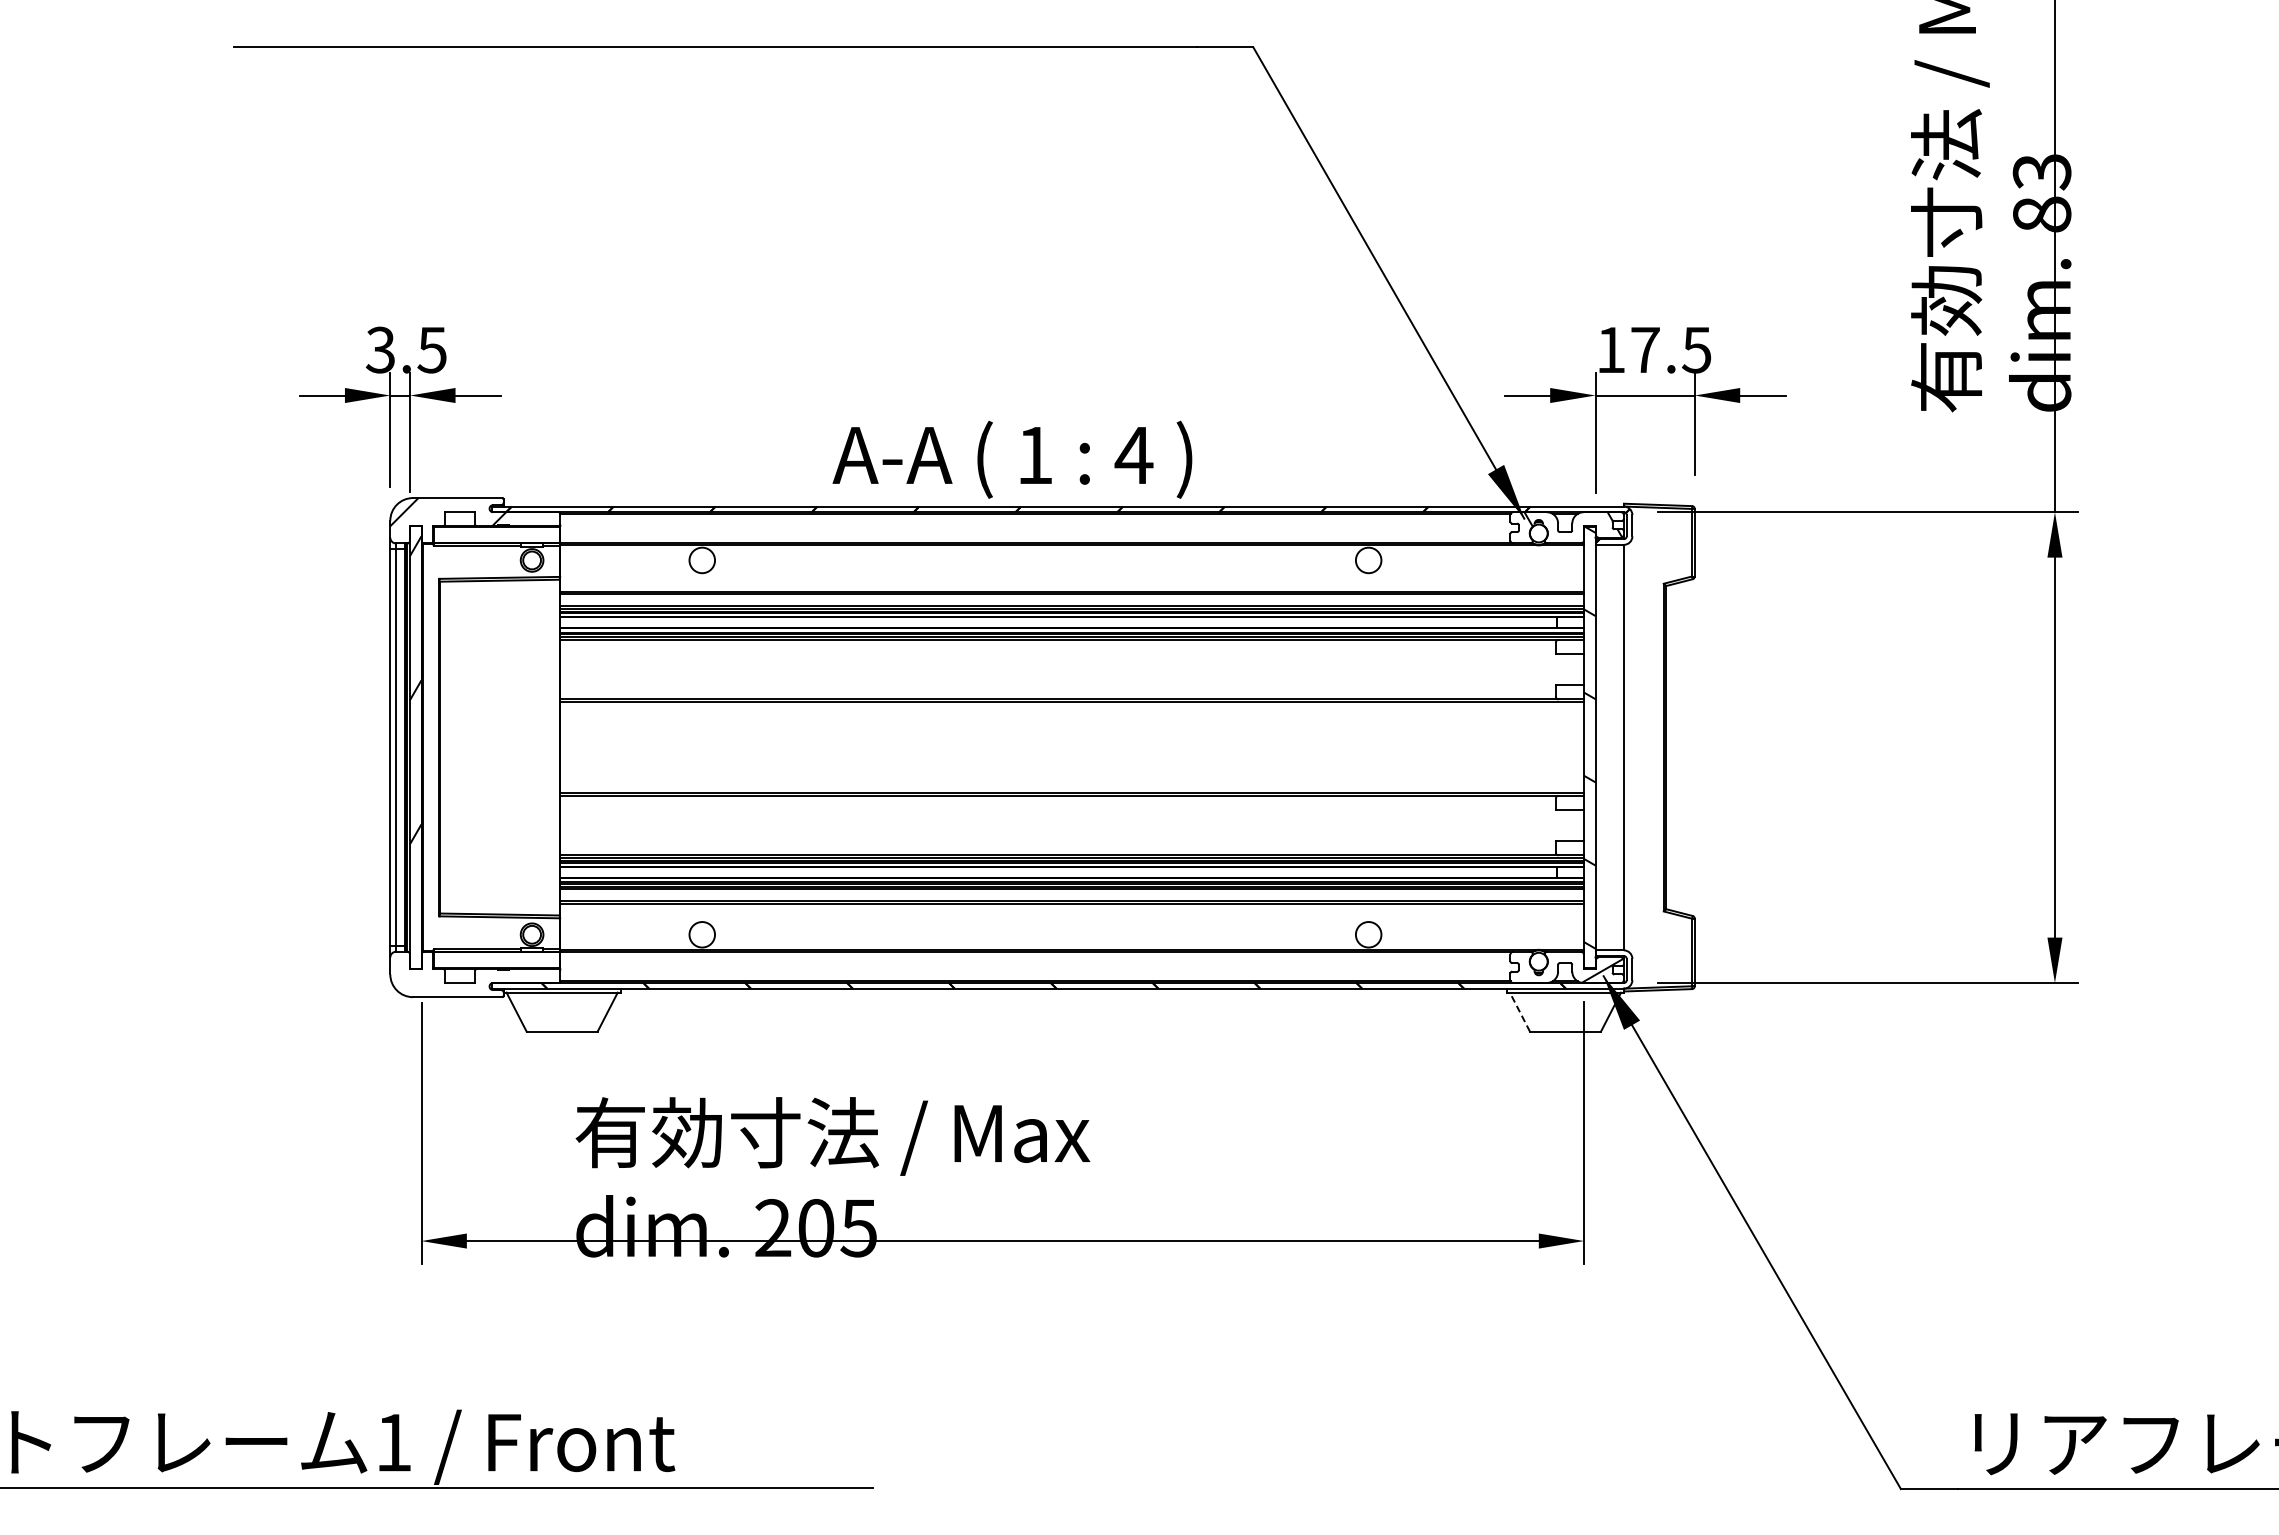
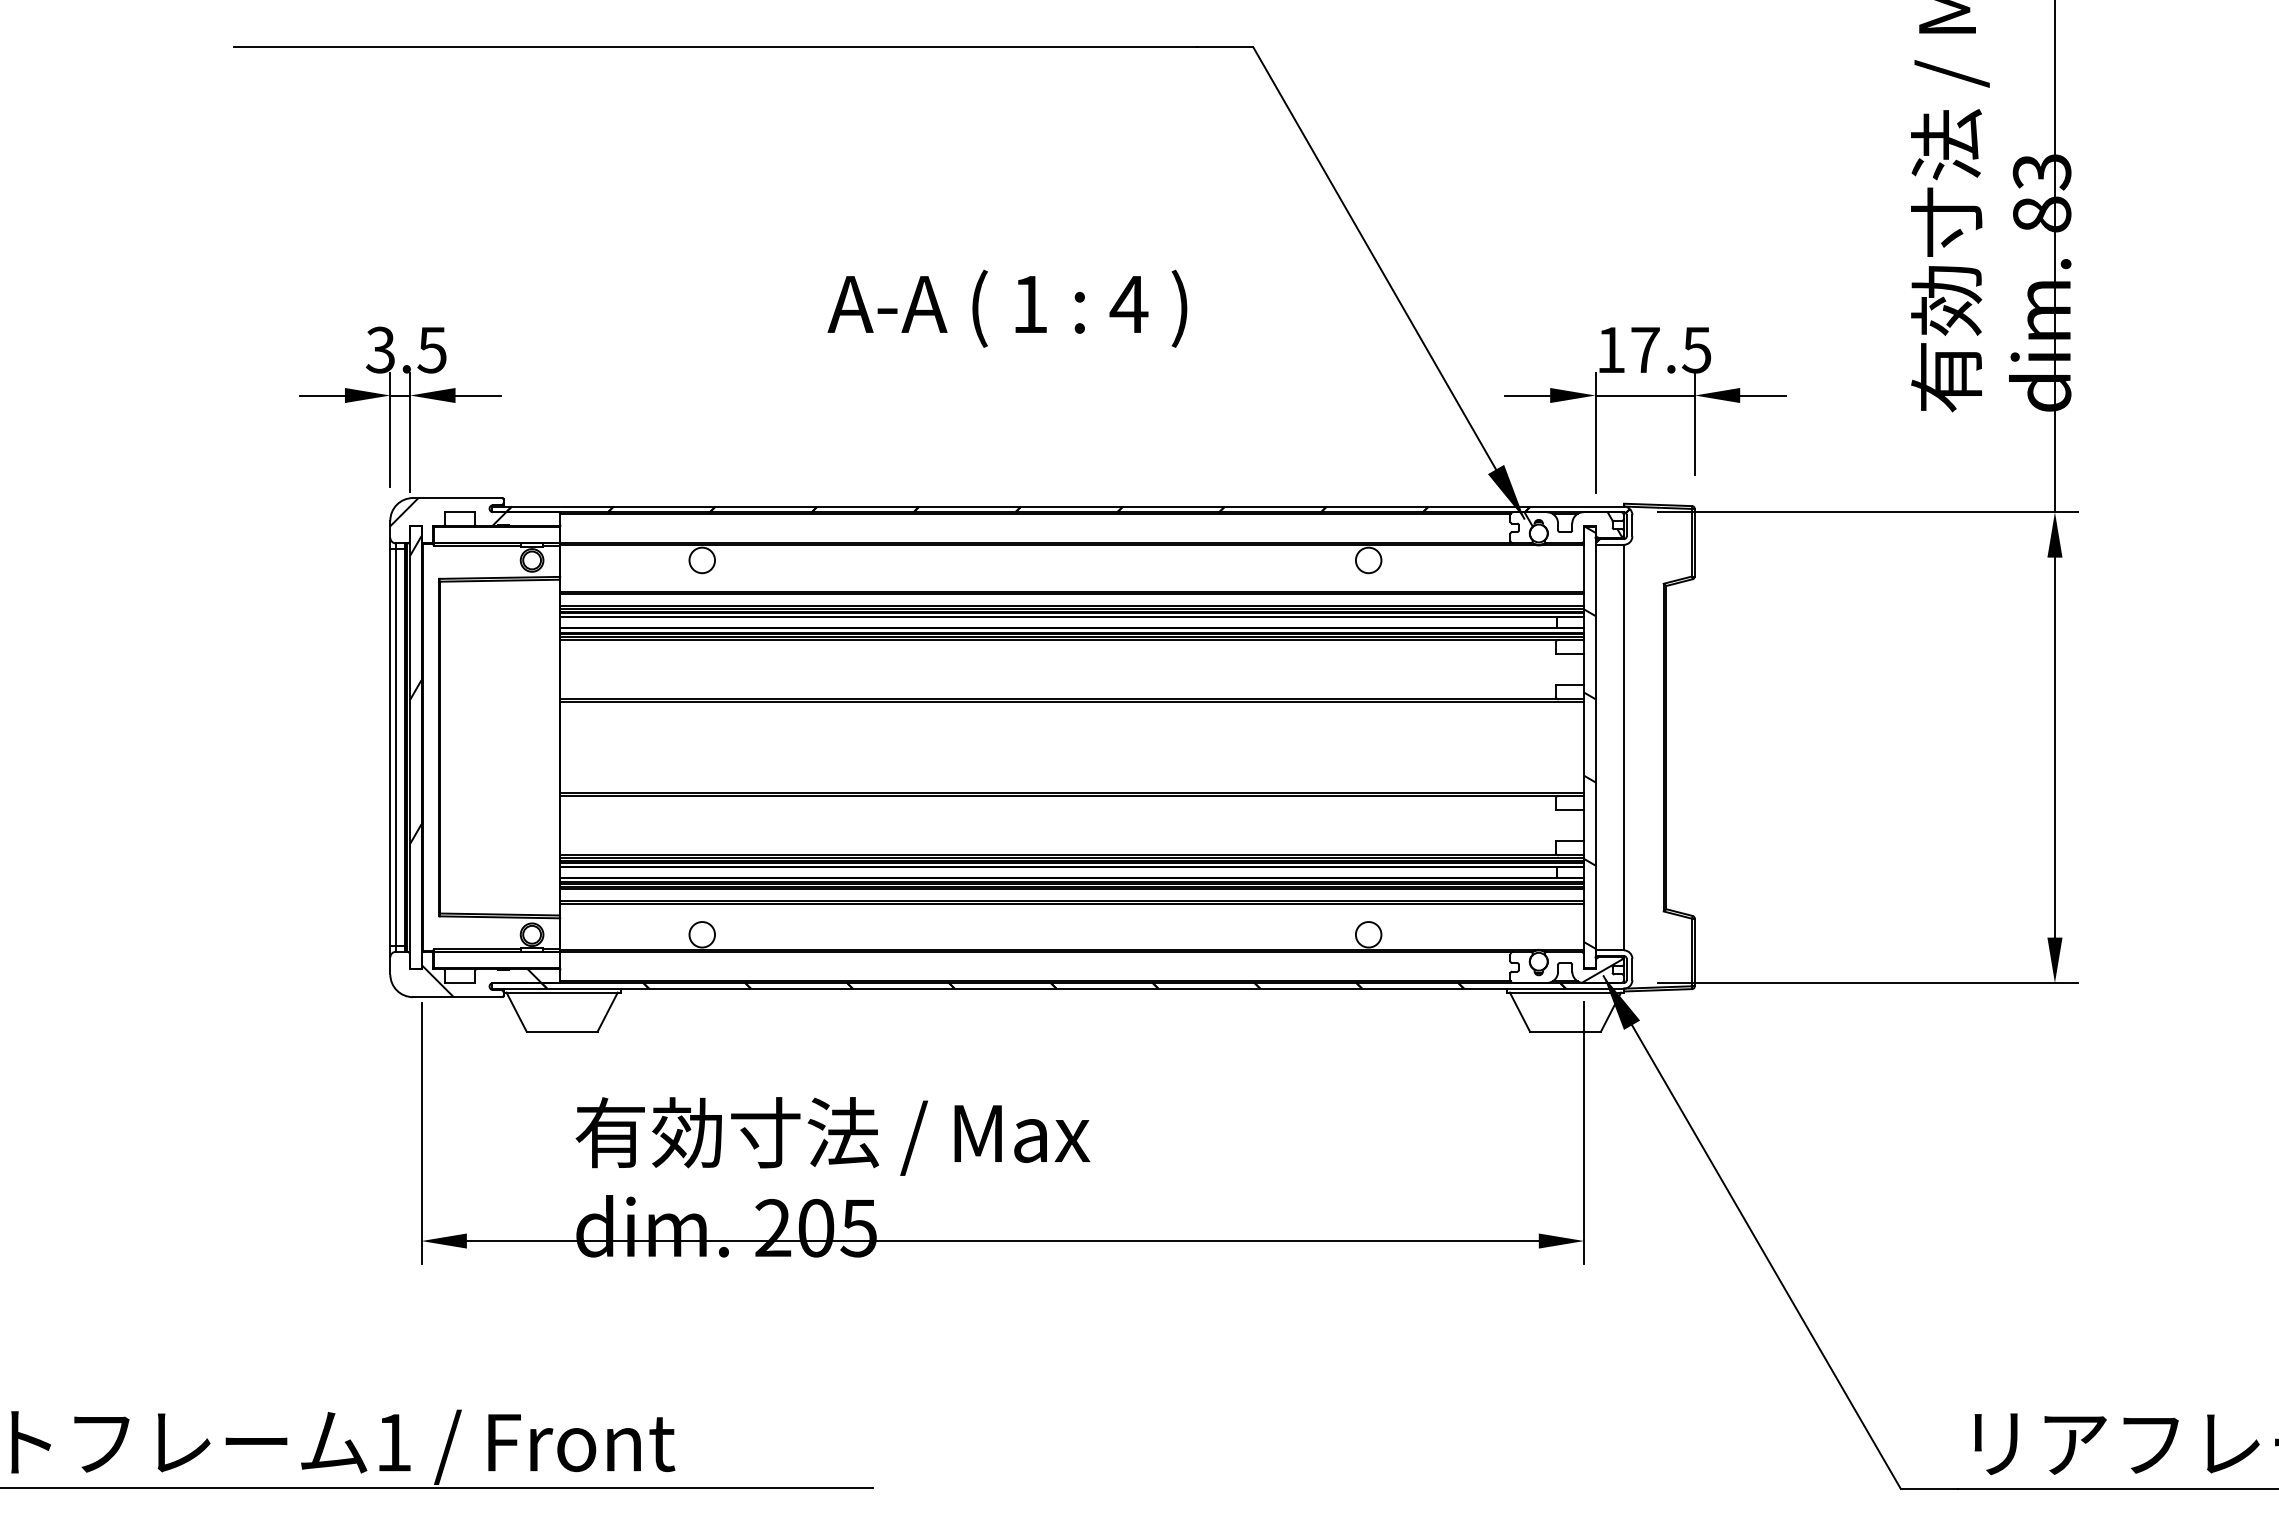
text position: (1012, 459) -> (1007, 308) (1007, 308)
hatch: none -> present (474, 974)
line: dashed -> solid (1519, 1011)
